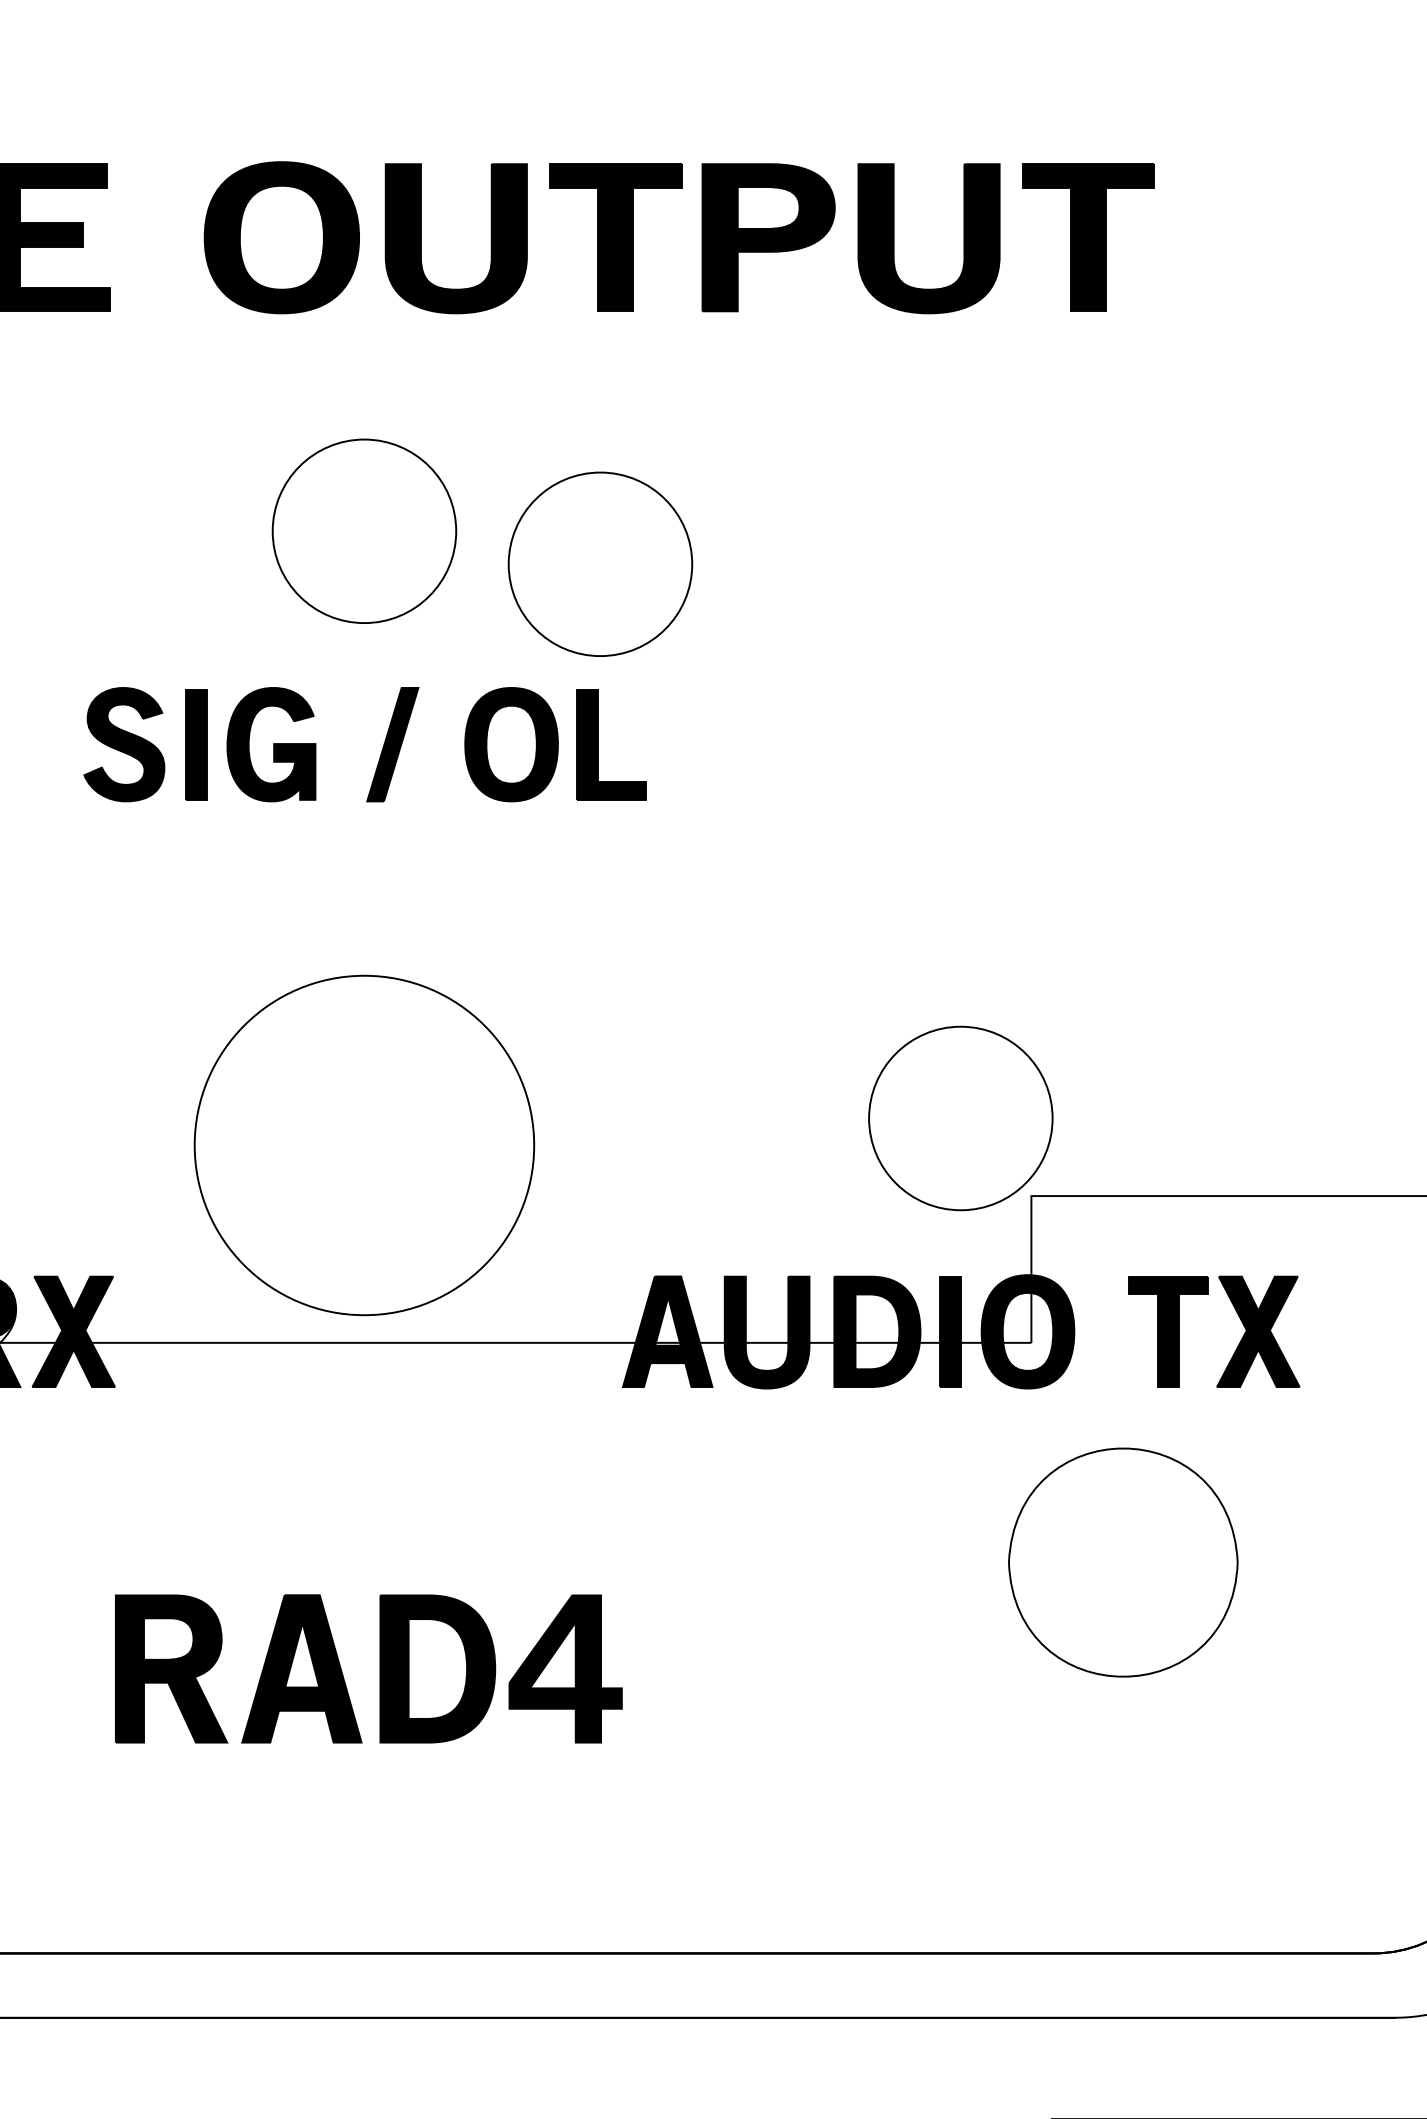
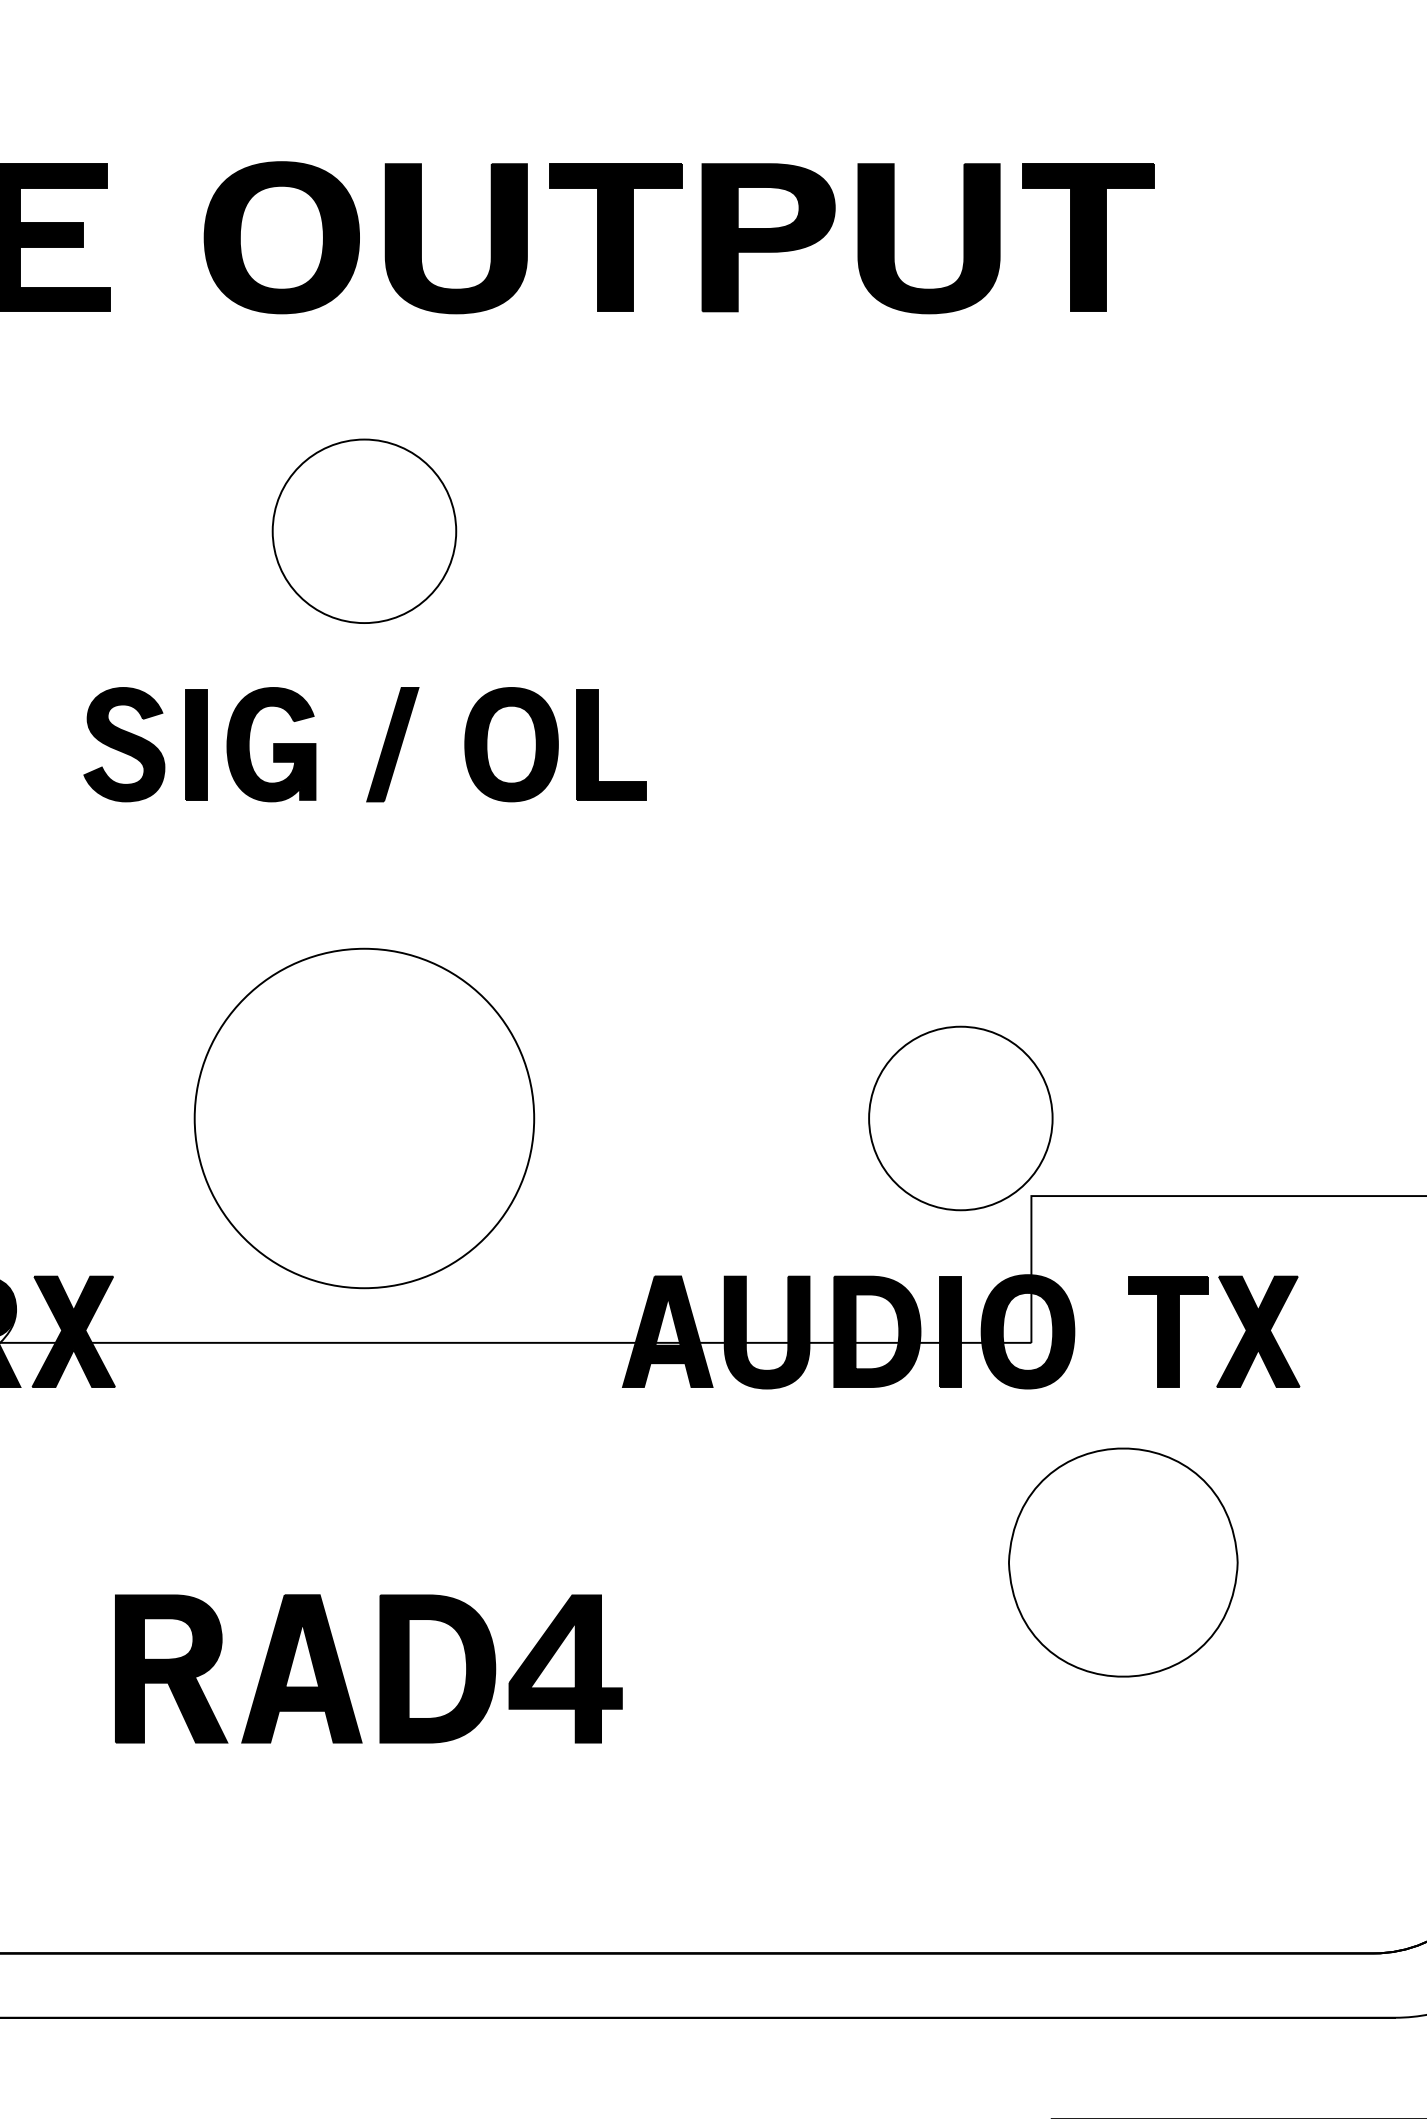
part: present -> none (600, 563)
part position: (364, 1145) -> (364, 1118) (364, 1118)
